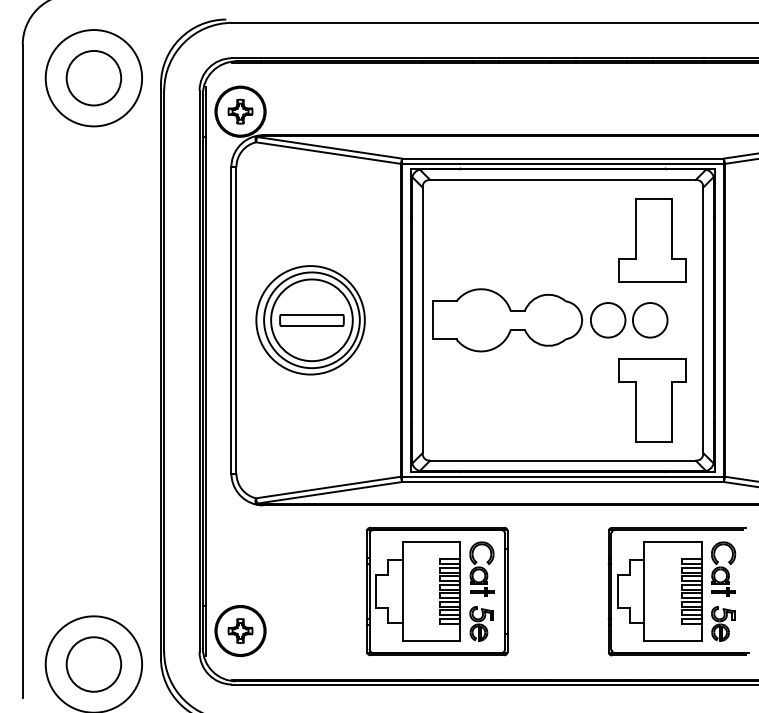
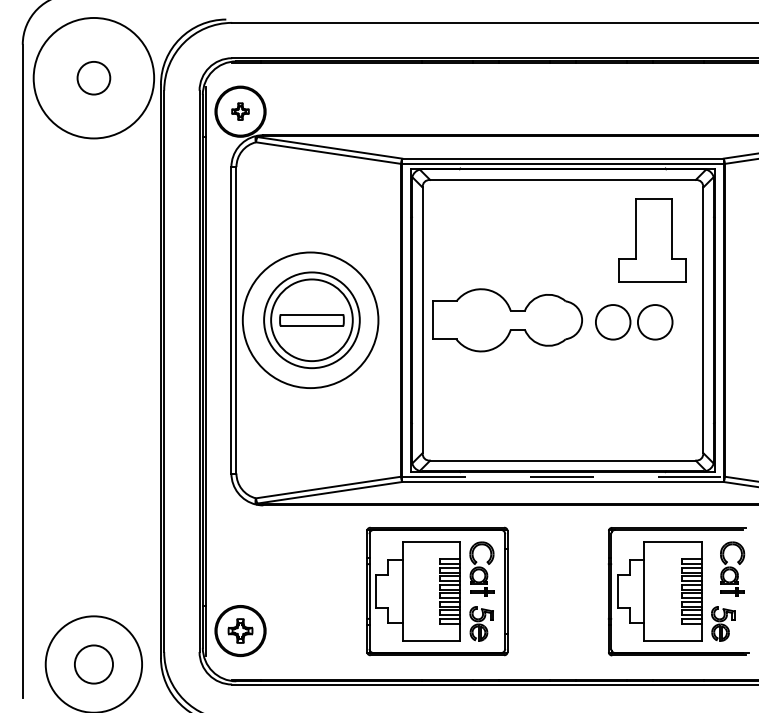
circle diameter: 55 px -> 33 px (93, 77)
circle diameter: 96 px -> 120 px (93, 77)
part size: 27x27 px -> 19x19 px (240, 111)
circle diameter: 109 px -> 136 px (310, 320)
part position: (629, 320) -> (634, 322) (634, 322)
part: present -> none (652, 400)
line: solid -> dashed (562, 476)
part position: (723, 568) -> (732, 568) (732, 568)
circle diameter: 55 px -> 38 px (93, 664)
